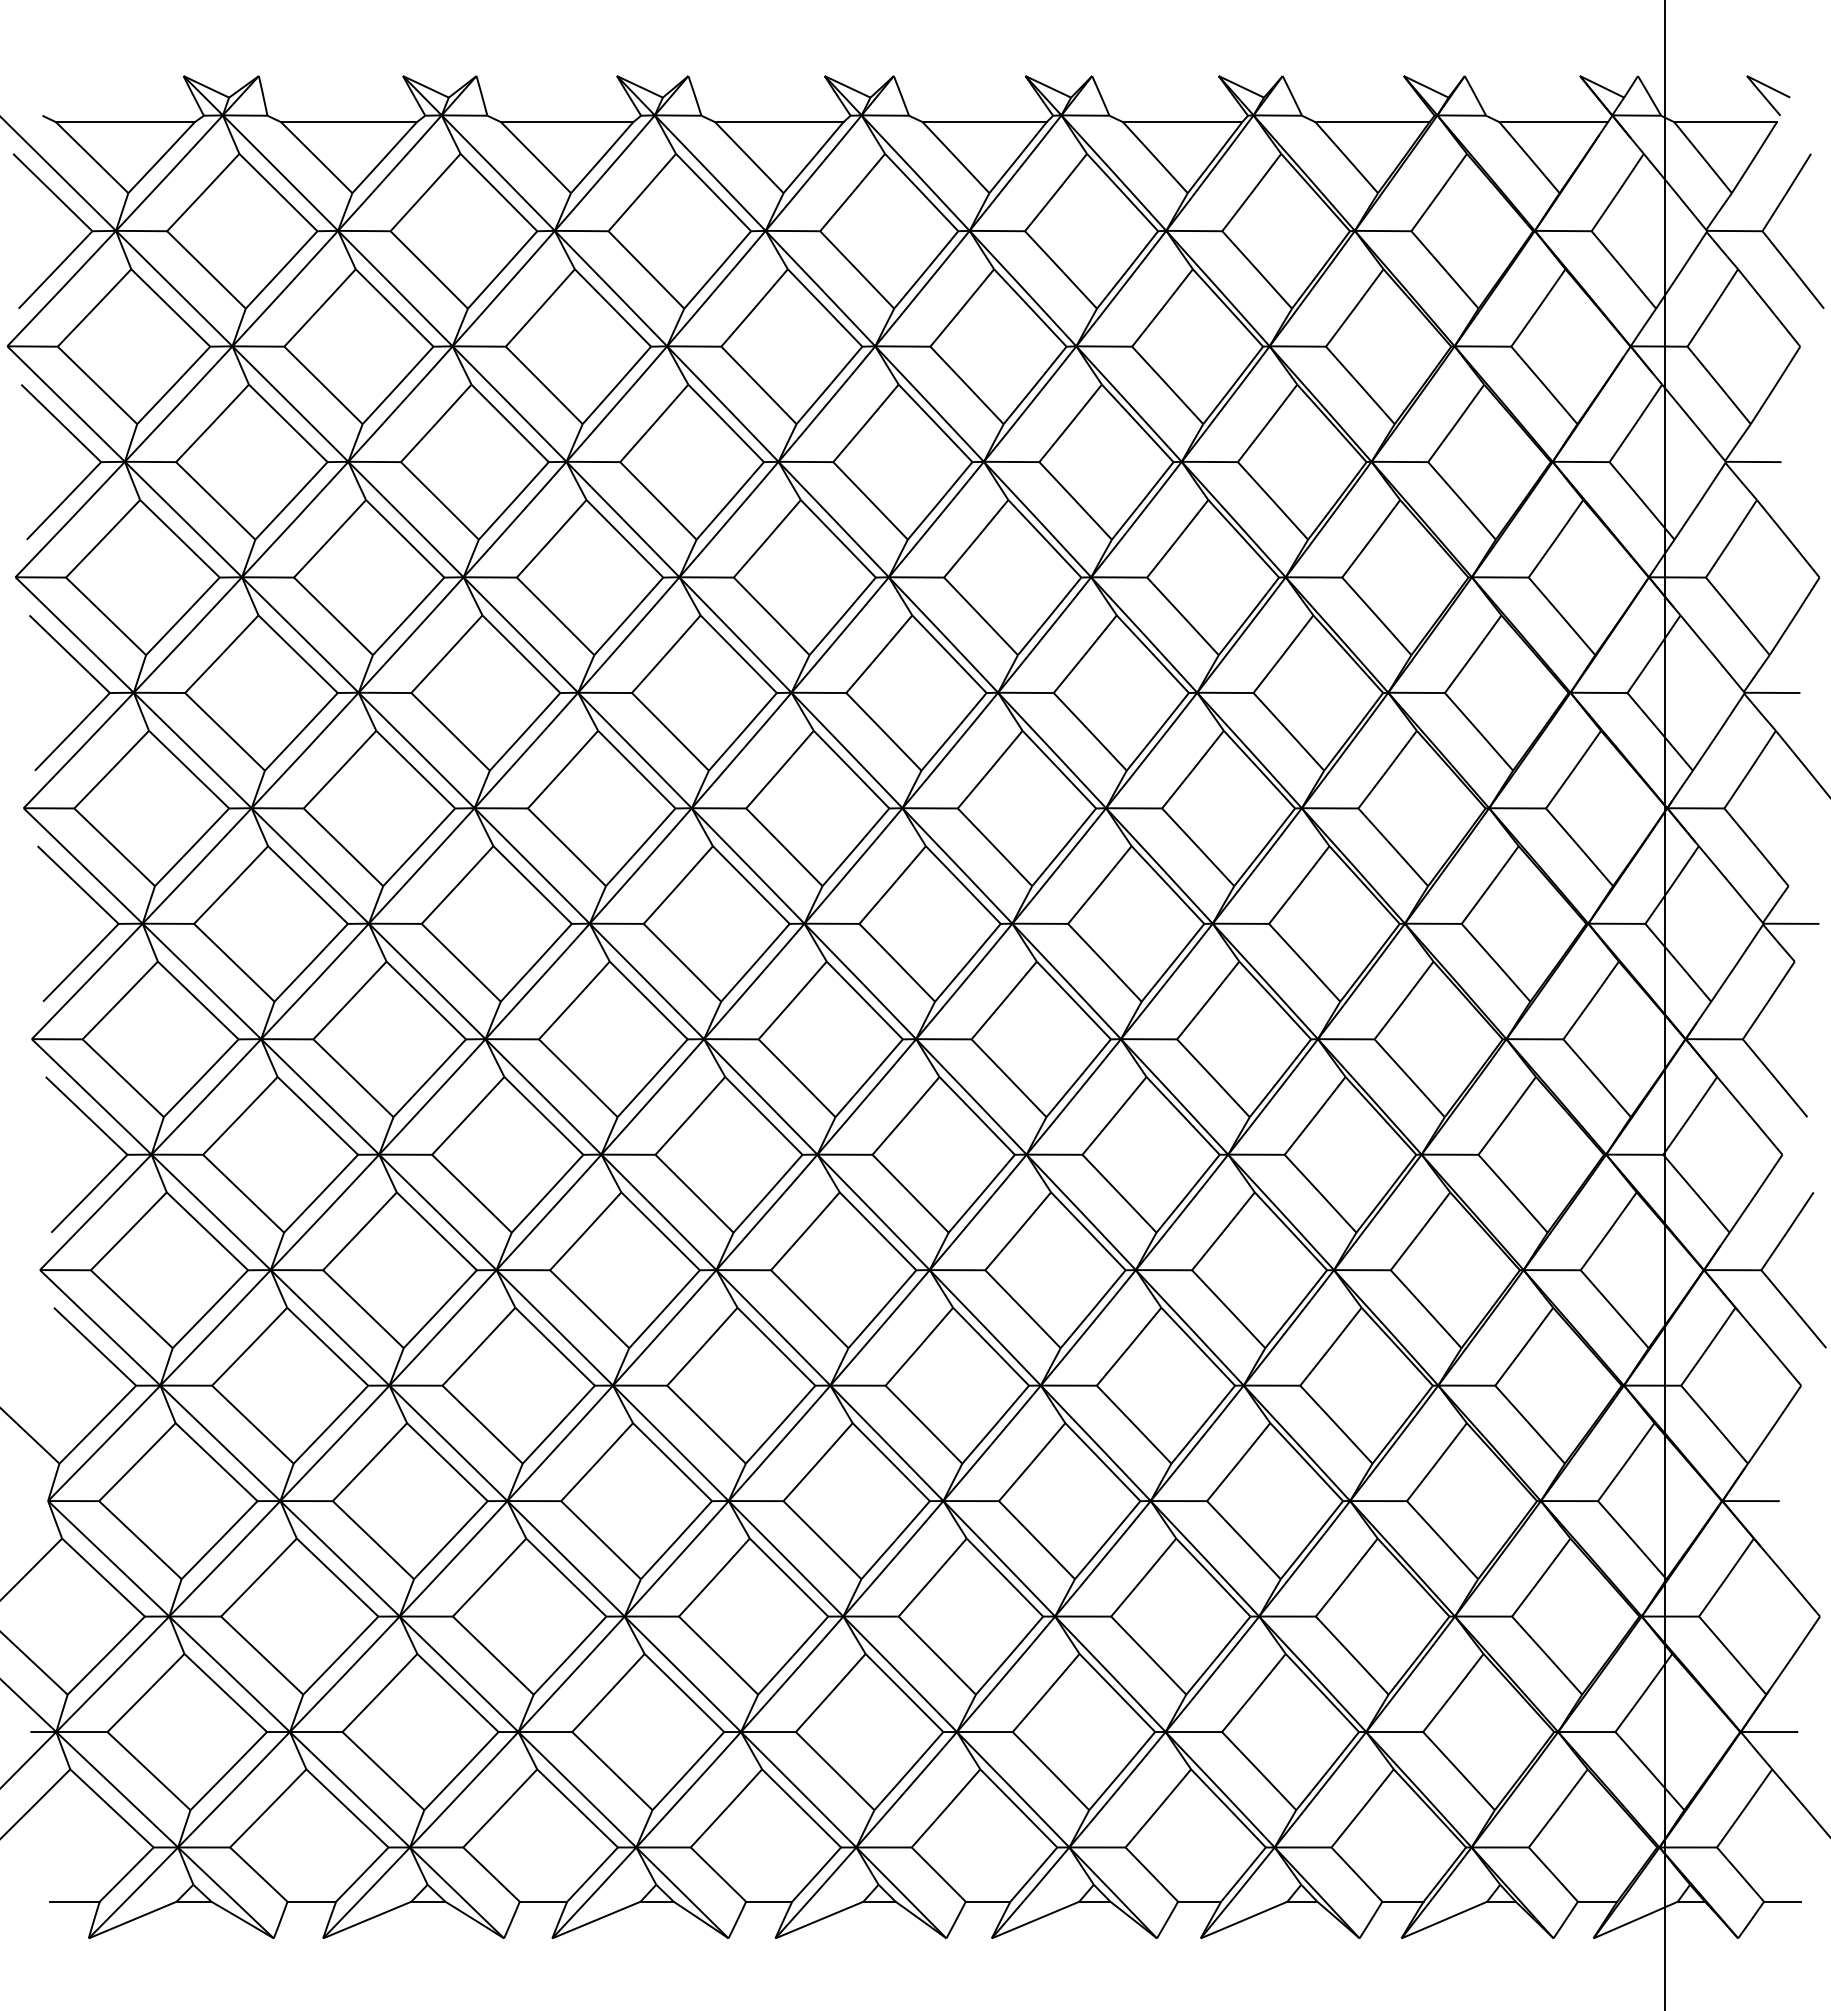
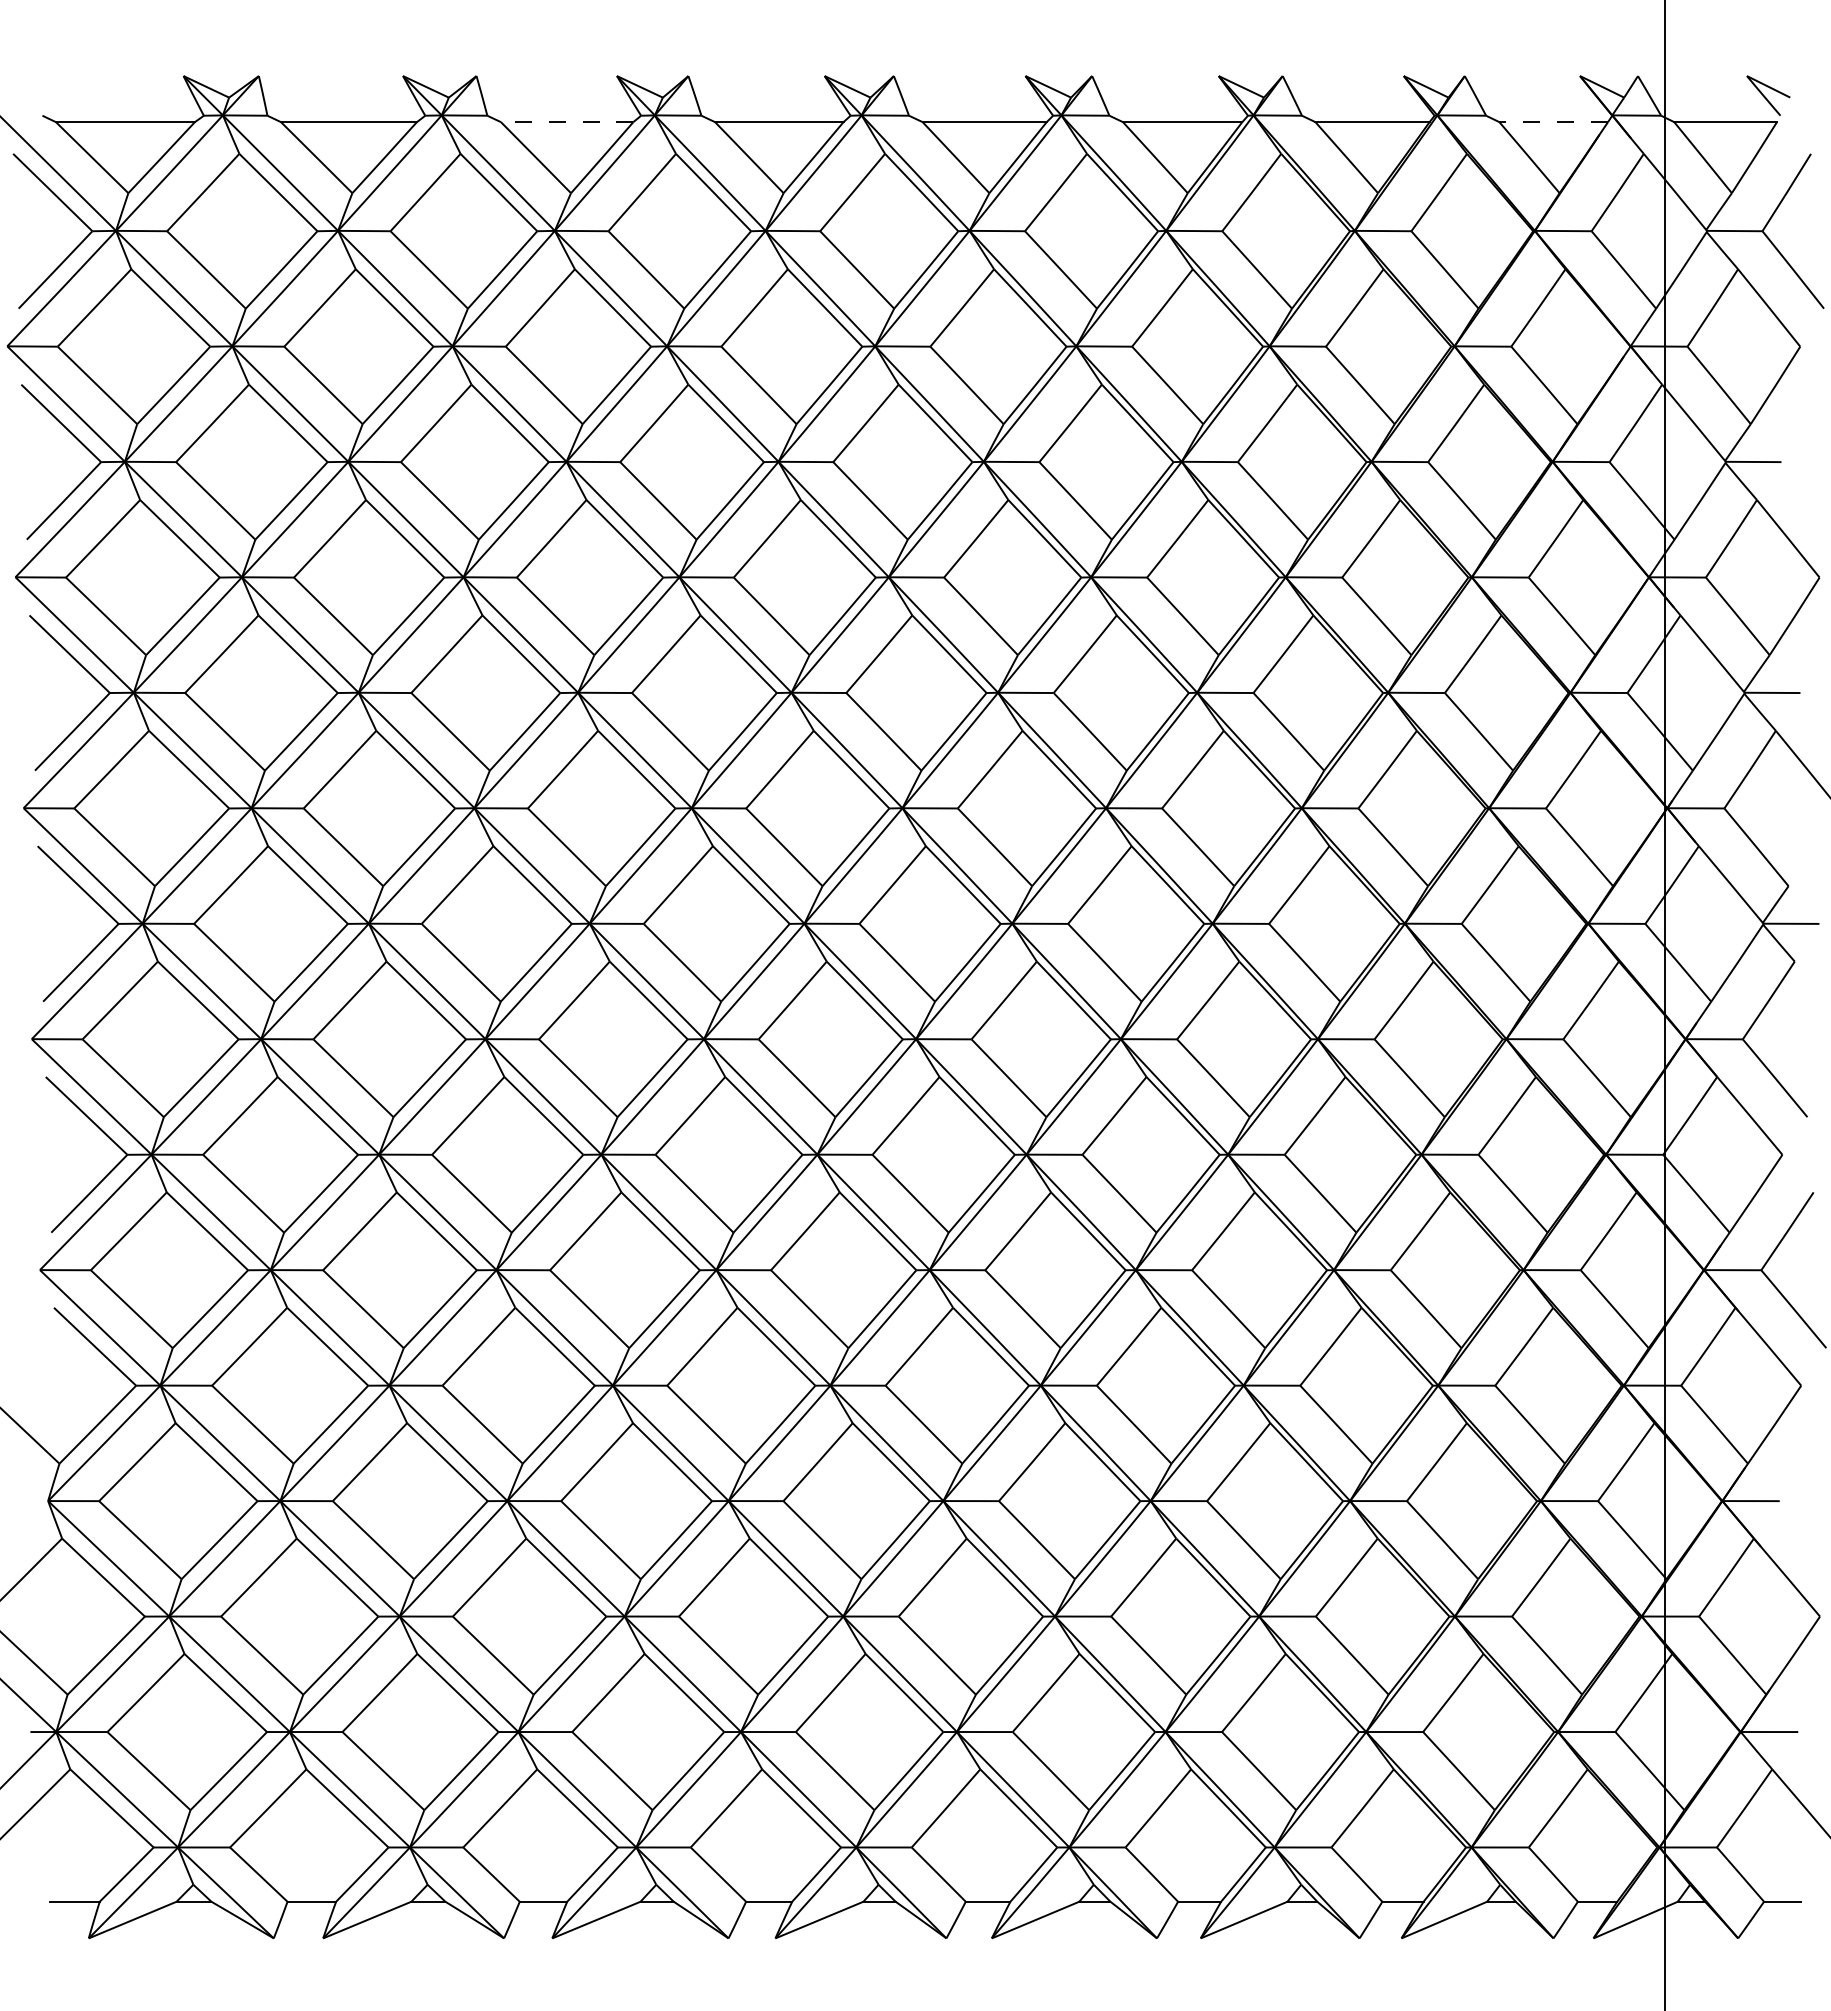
line: solid -> dashed (566, 122)
line: solid -> dashed (1553, 122)
